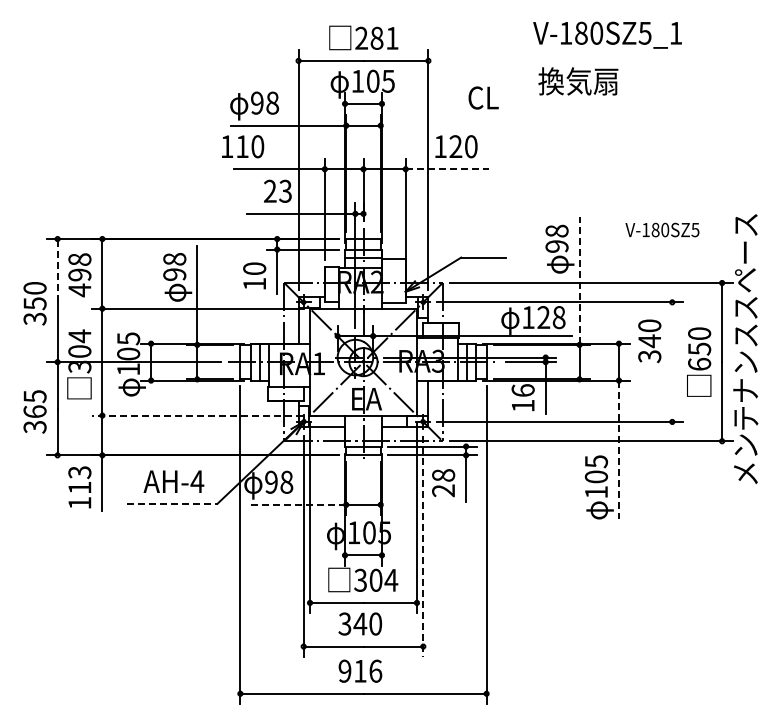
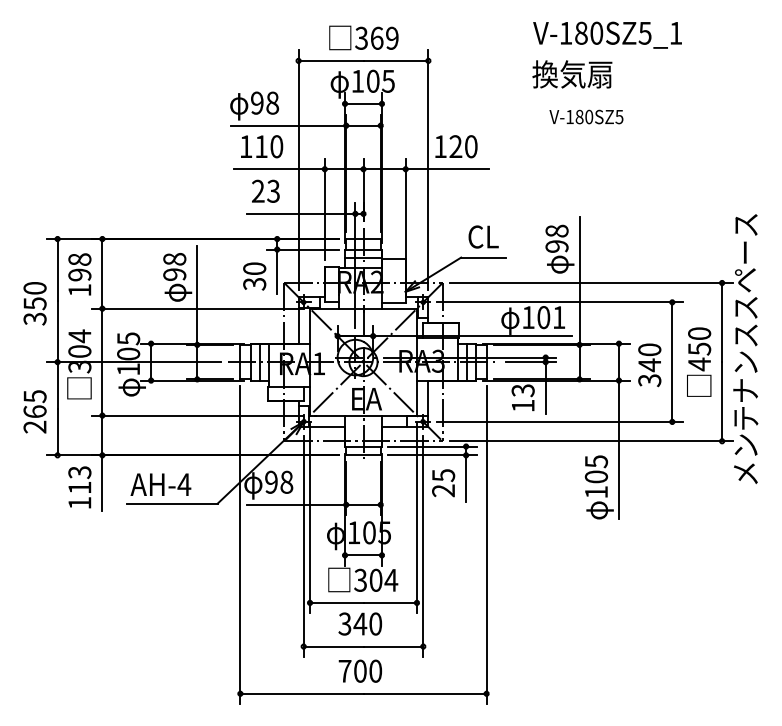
text: 281 -> 369 (376, 37)
text position: (578, 81) -> (572, 74) (572, 74)
text position: (483, 97) -> (483, 236) (483, 236)
text position: (243, 146) -> (262, 146) (262, 146)
line: dashed -> solid (448, 169)
text position: (277, 190) -> (265, 190) (265, 190)
text position: (662, 229) -> (586, 116) (586, 116)
line: dashed -> solid (57, 270)
line: dashed -> solid (579, 280)
text: 10 -> 30 (254, 284)
text: 498 -> 198 (79, 290)
text: 128 -> 101 (551, 317)
text position: (649, 341) -> (649, 365) (649, 365)
line: none -> present (672, 362)
text: 650 -> 450 (699, 364)
text: 16 -> 13 (522, 390)
line: dashed -> solid (197, 415)
text: 365 -> 265 (35, 426)
line: dashed -> solid (618, 450)
text: 28 -> 25 (443, 475)
text position: (173, 481) -> (160, 484) (160, 484)
line: dashed -> solid (172, 503)
line: dashed -> solid (296, 504)
line: dashed -> solid (423, 546)
text: 916 -> 700 (360, 670)
